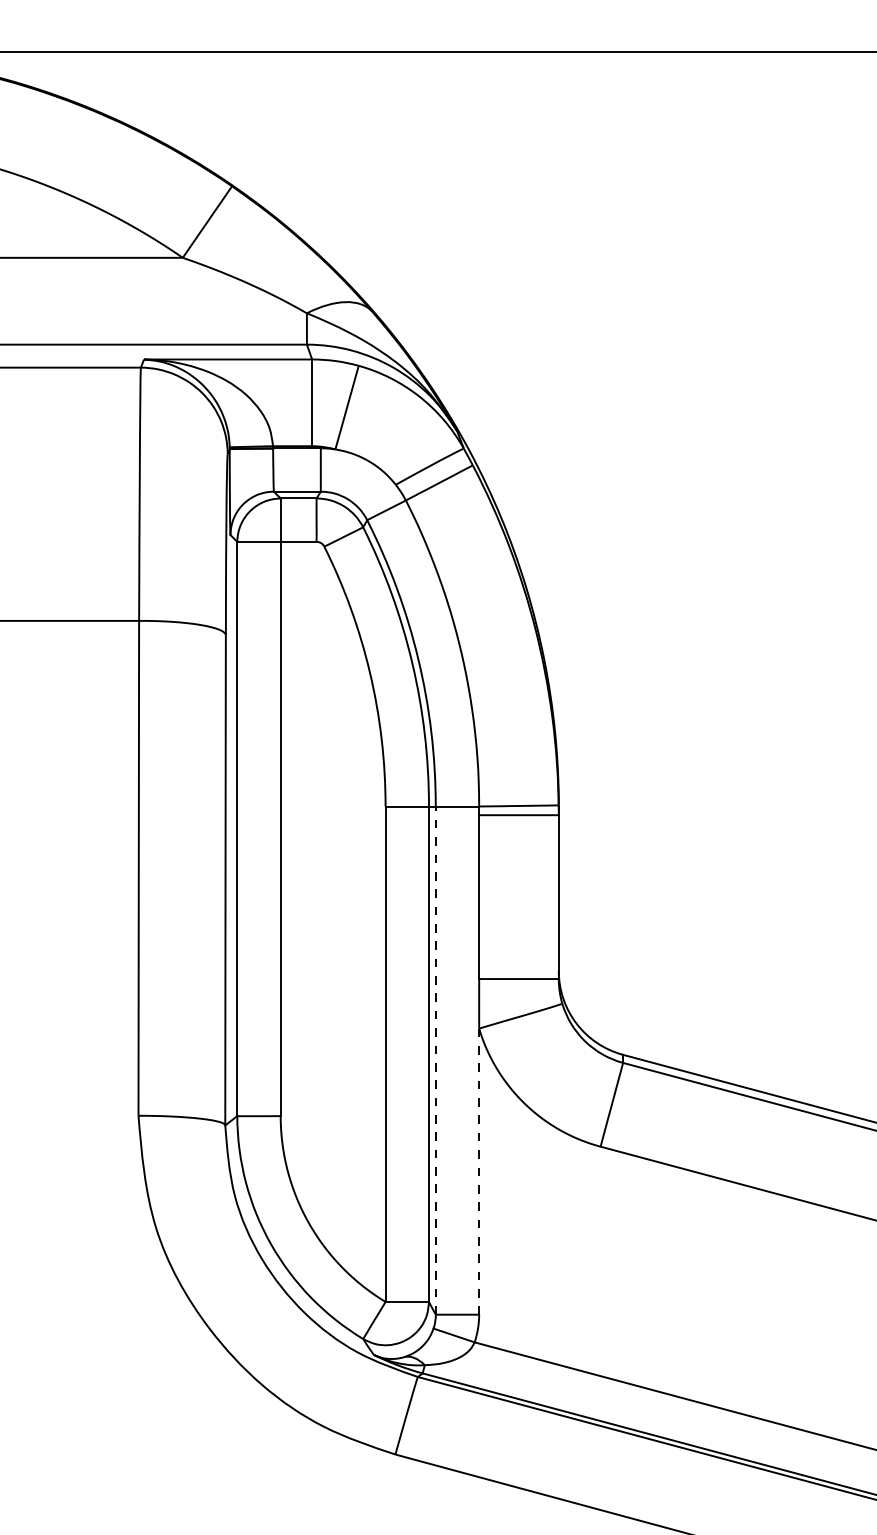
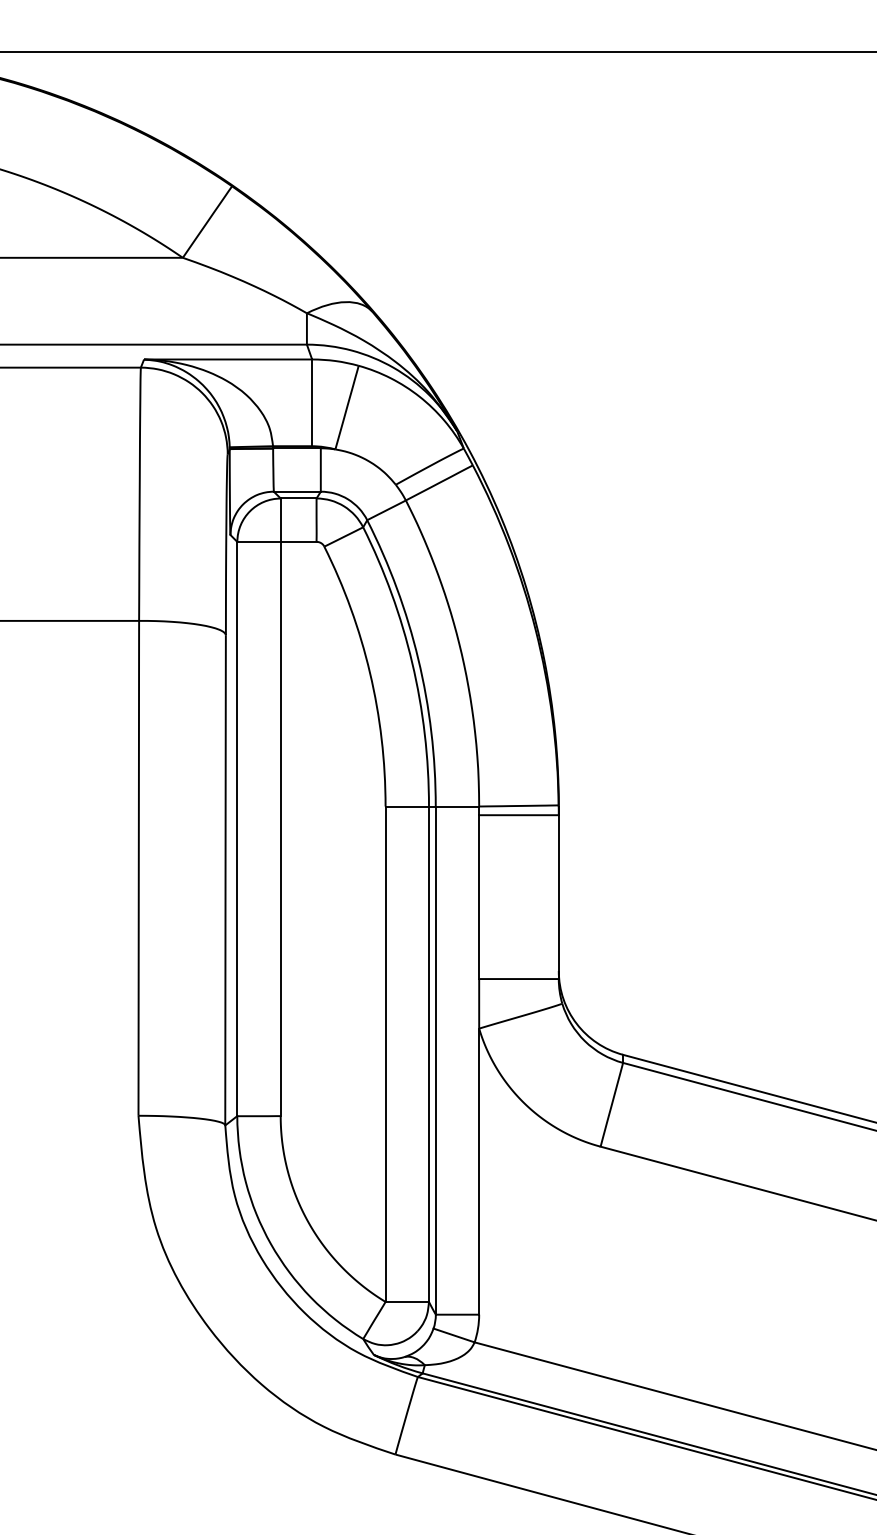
line: dashed -> solid (435, 1060)
line: dashed -> solid (479, 1172)
